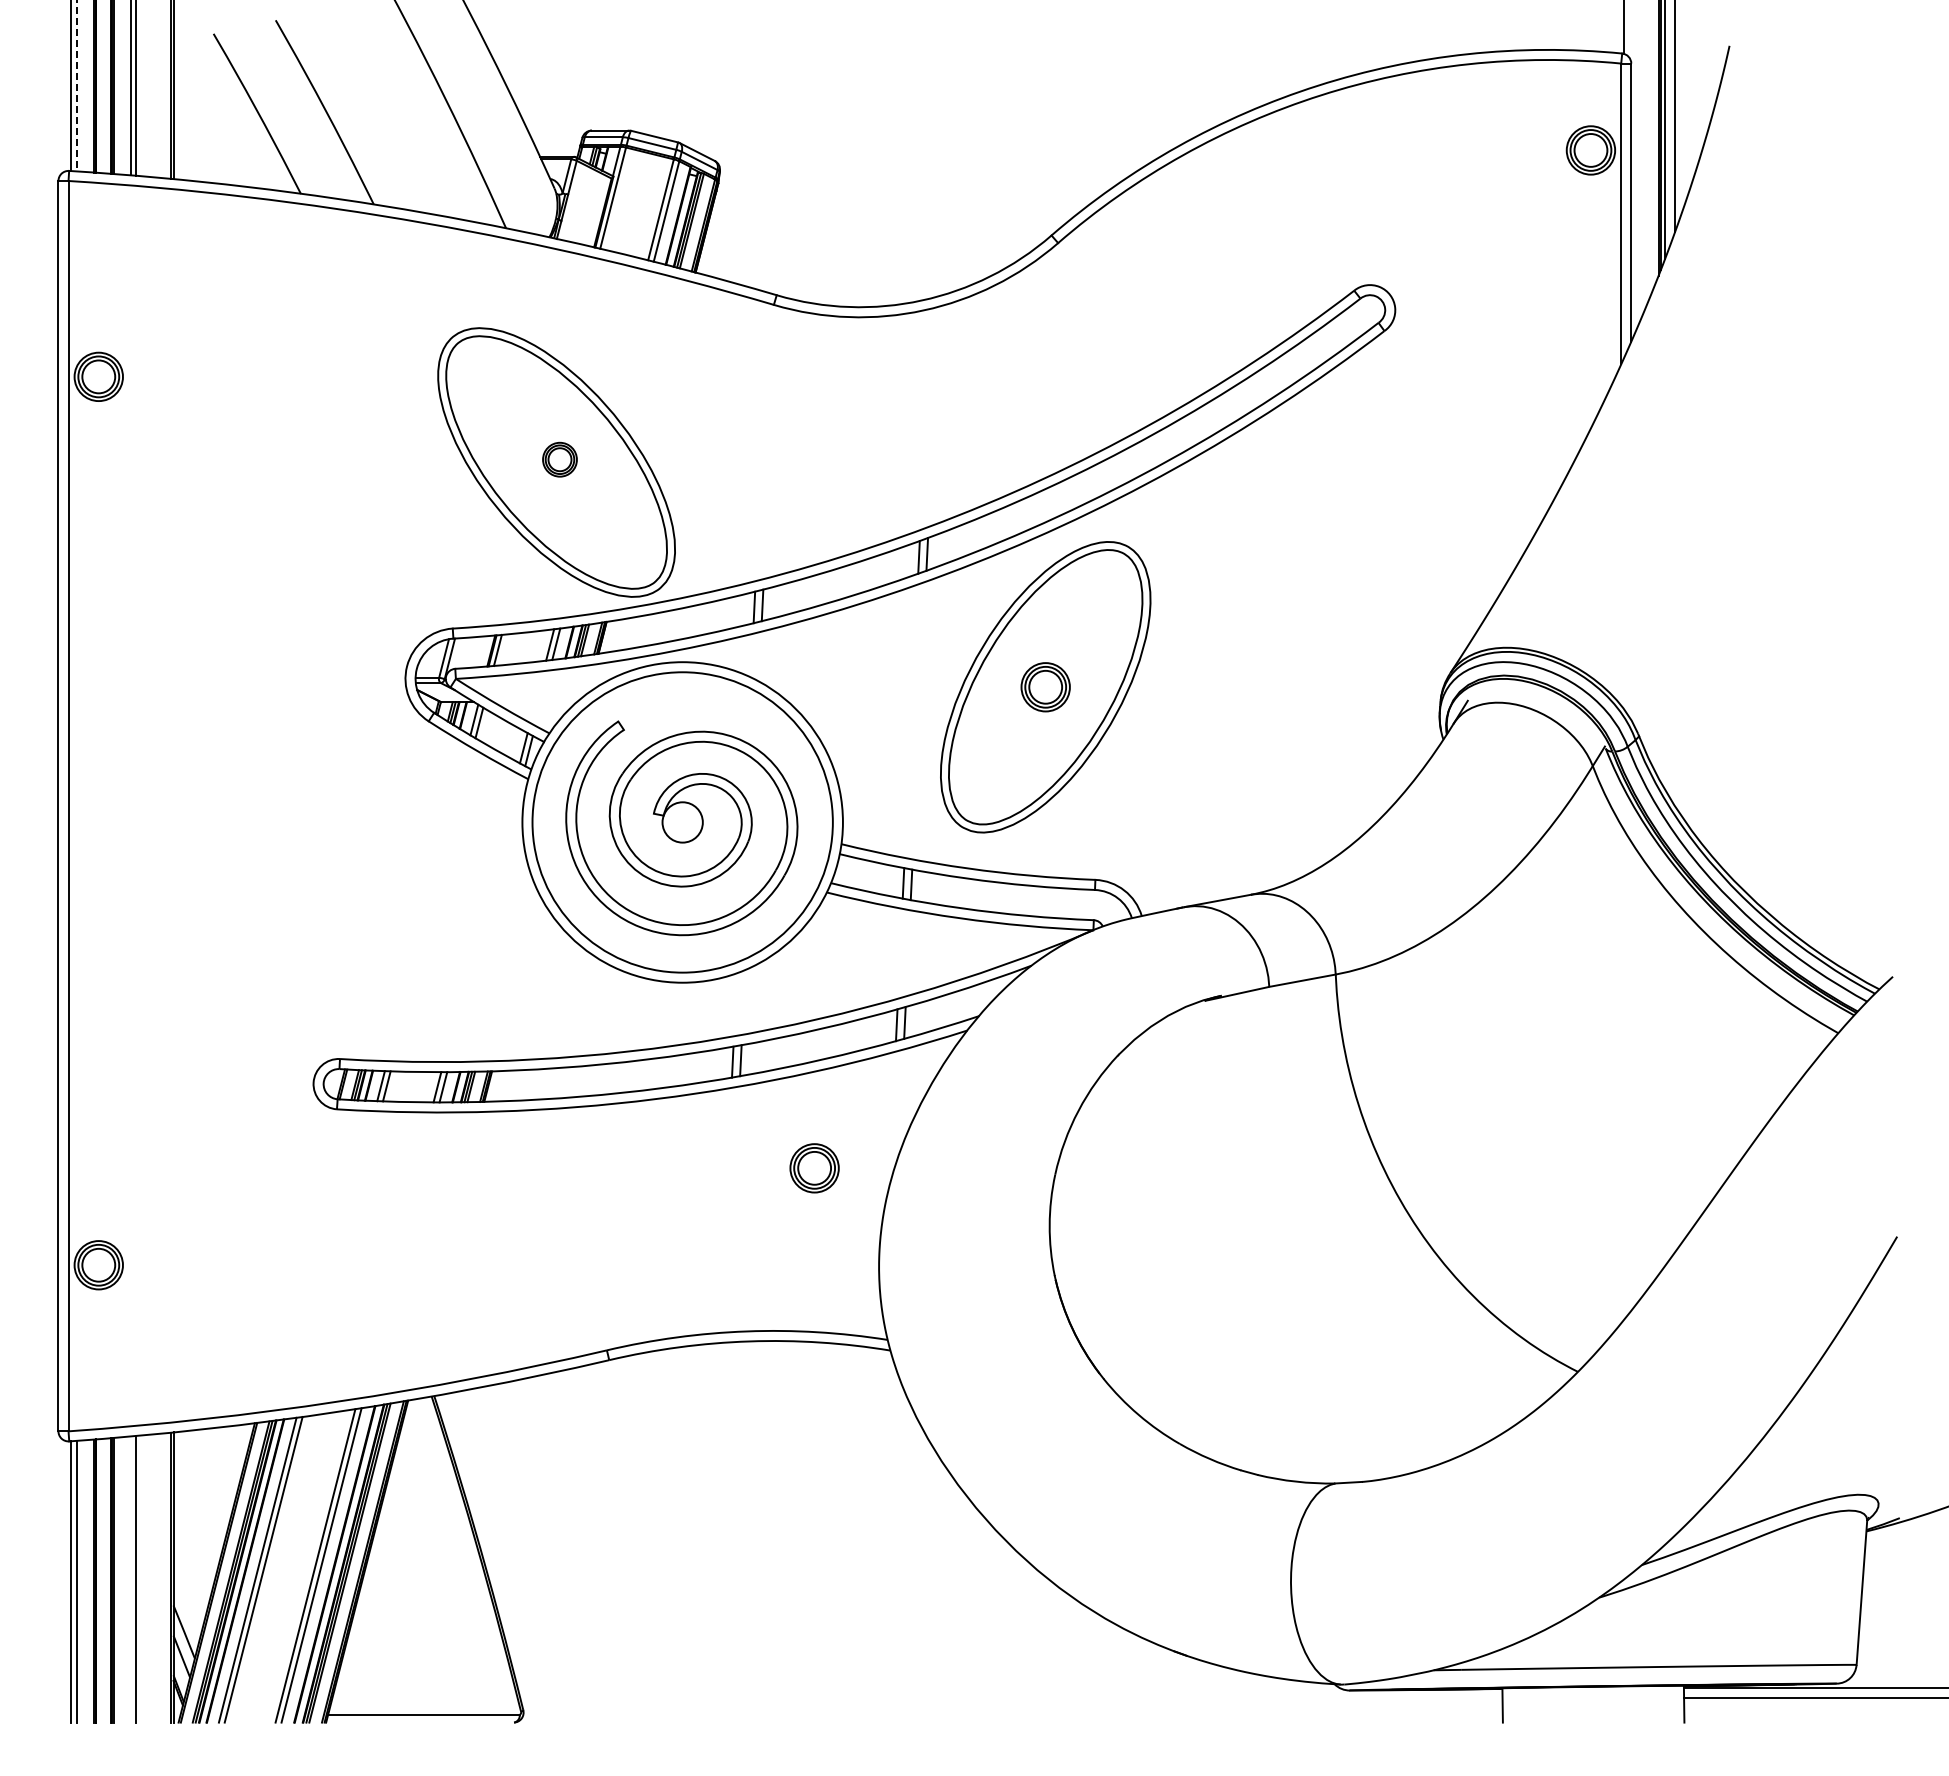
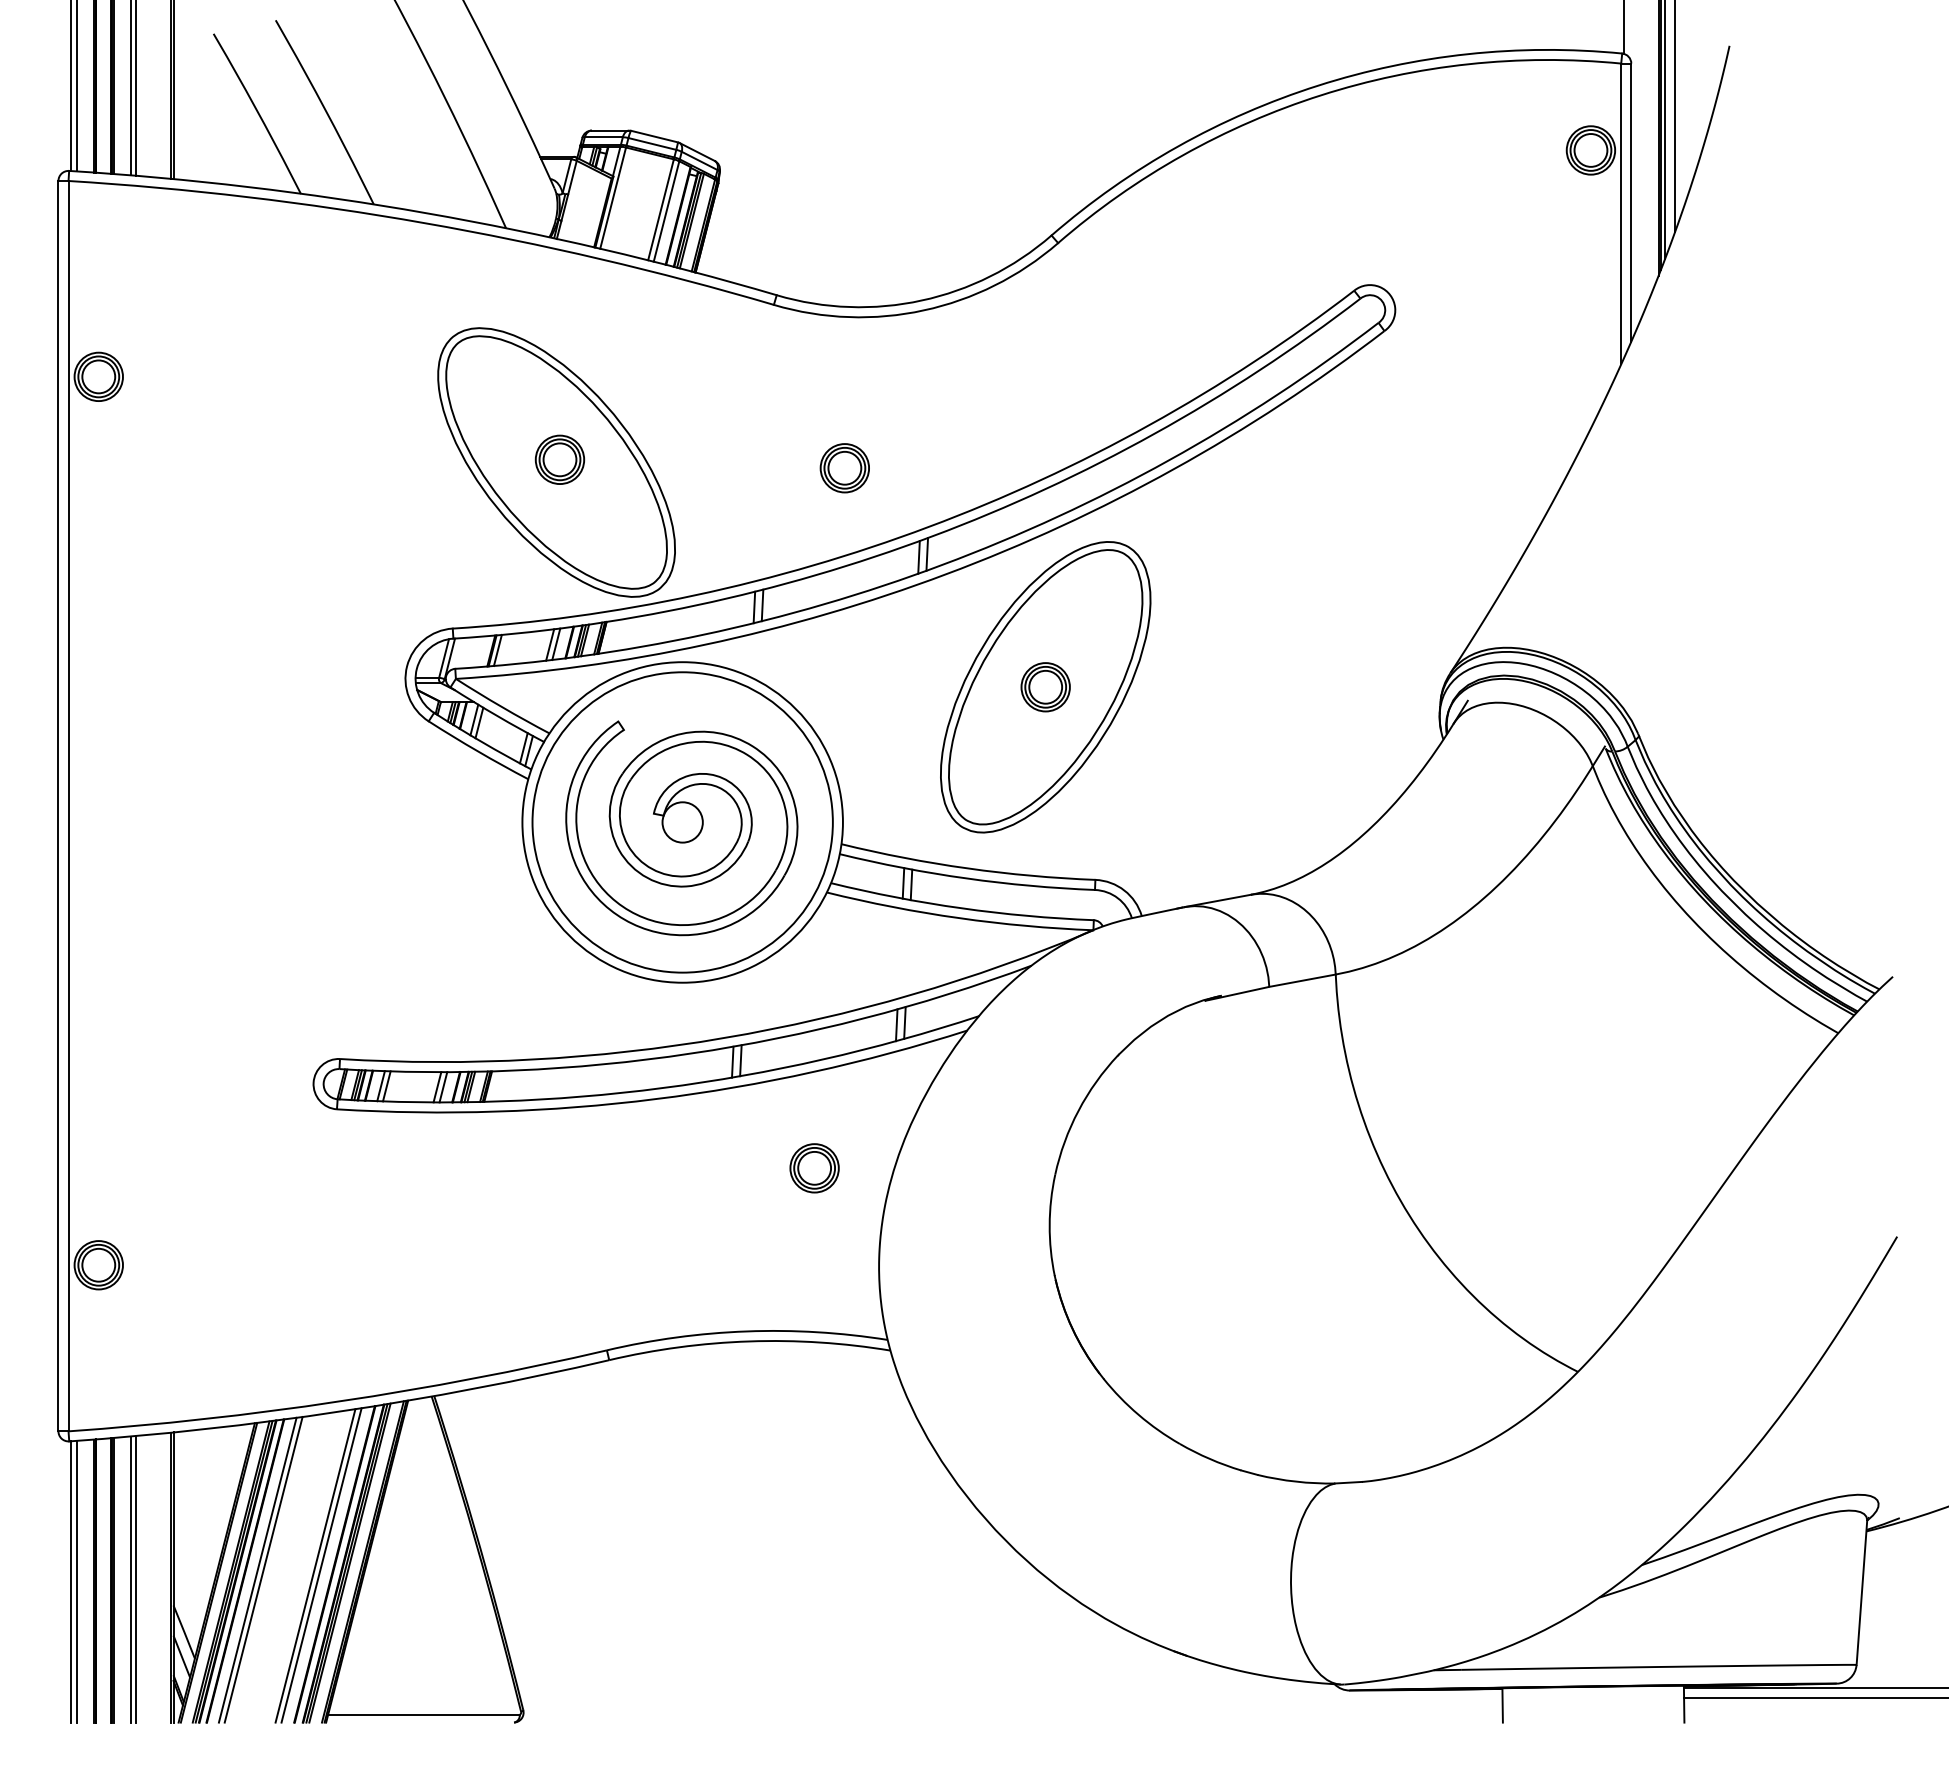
line: dashed -> solid (76, 86)
part size: 36x37 px -> 52x51 px (559, 459)
part: none -> present (844, 468)
line: none -> present (130, 1579)
